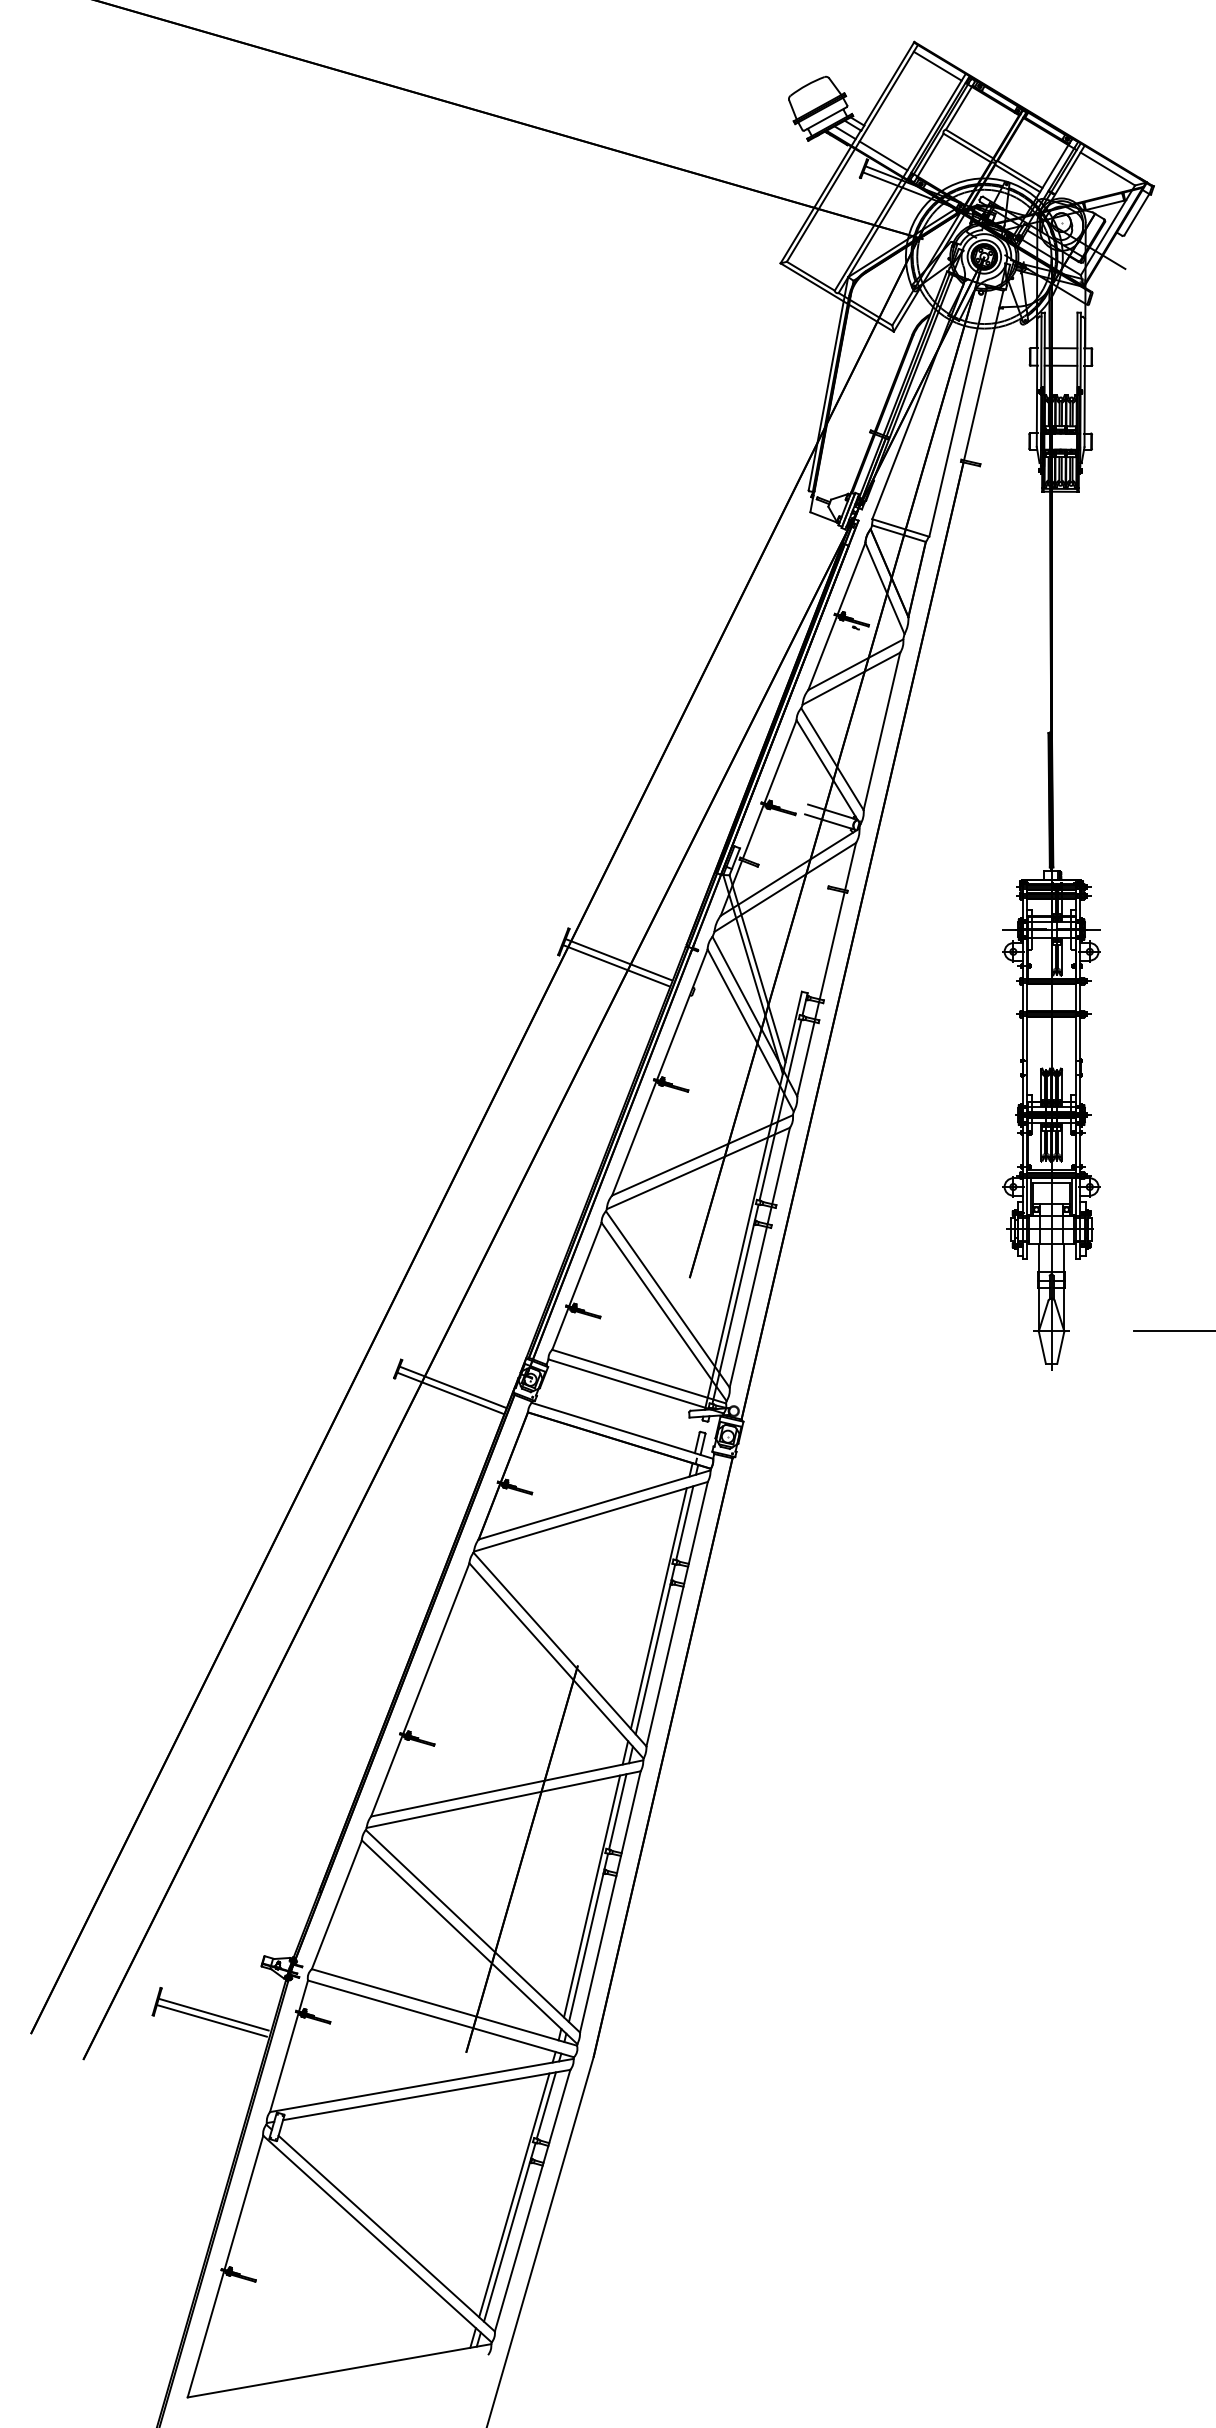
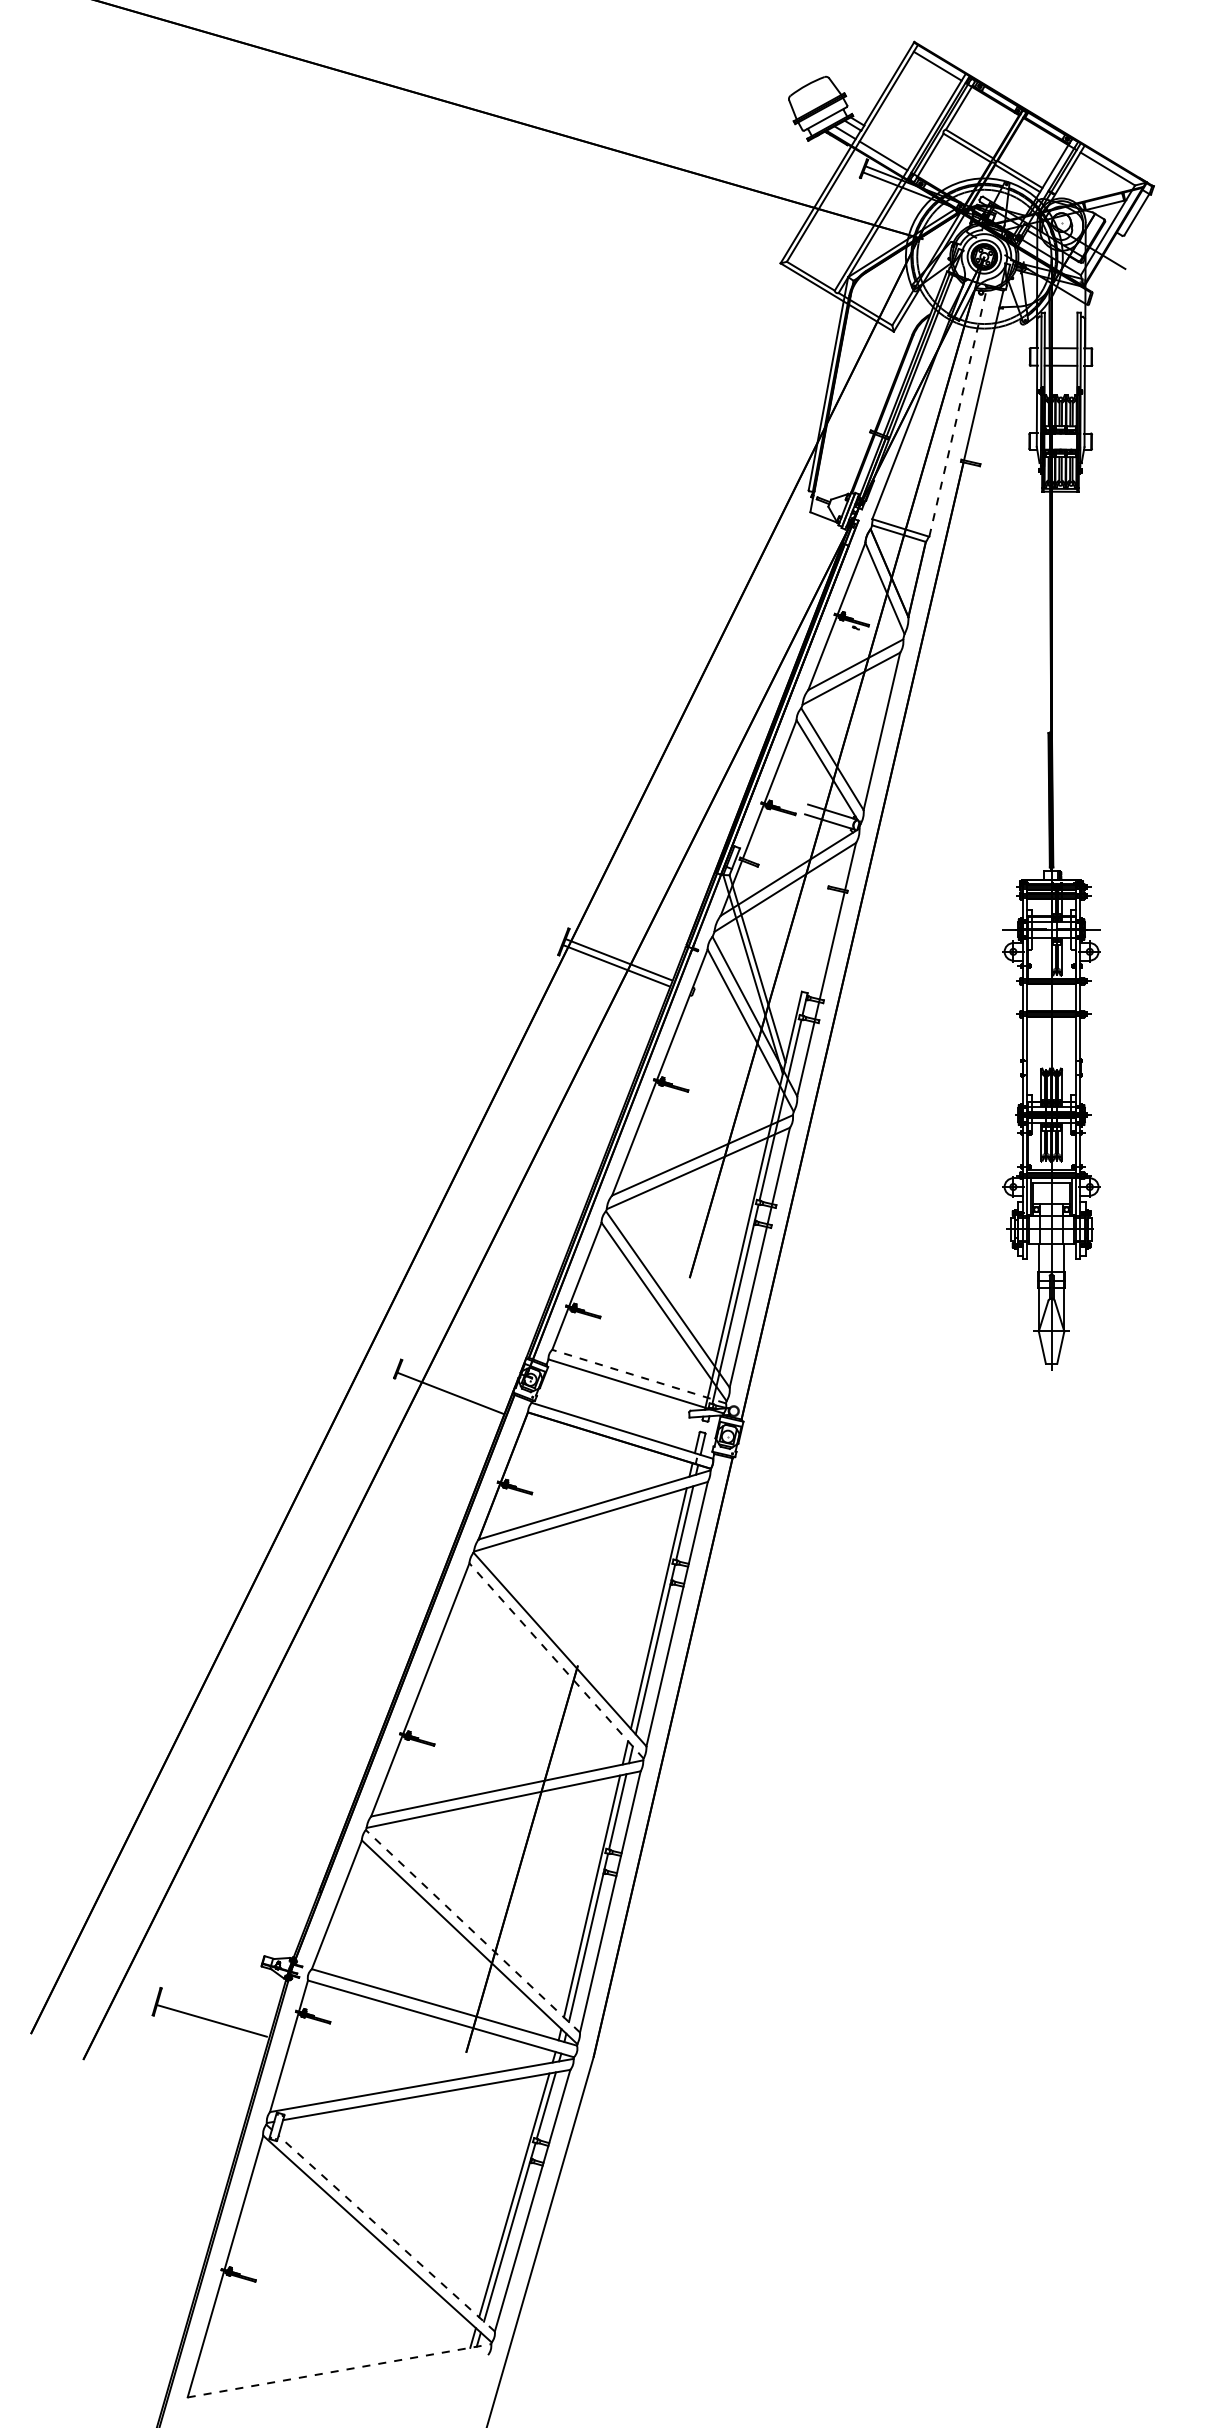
line: solid -> dashed (958, 412)
line: present -> none (1173, 1331)
line: solid -> dashed (639, 1376)
line: present -> none (452, 1387)
line: solid -> dashed (556, 1661)
line: solid -> dashed (472, 1930)
line: present -> none (213, 2014)
line: solid -> dashed (386, 2233)
line: solid -> dashed (339, 2370)
